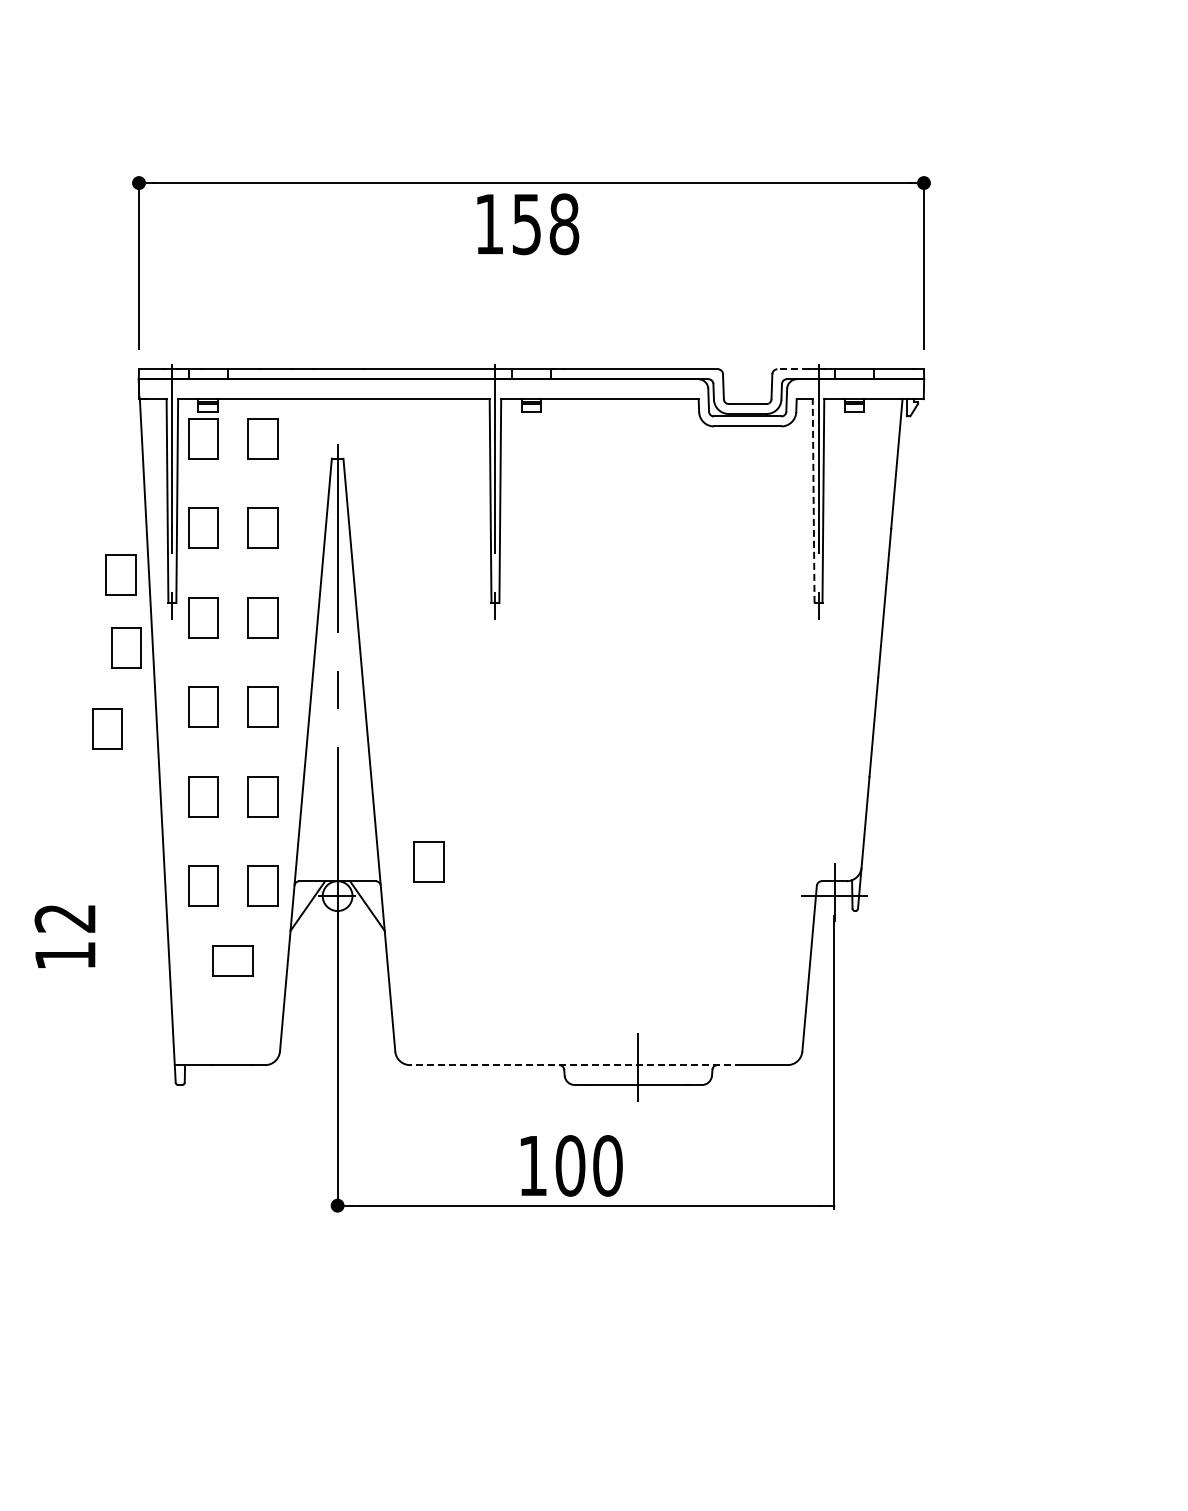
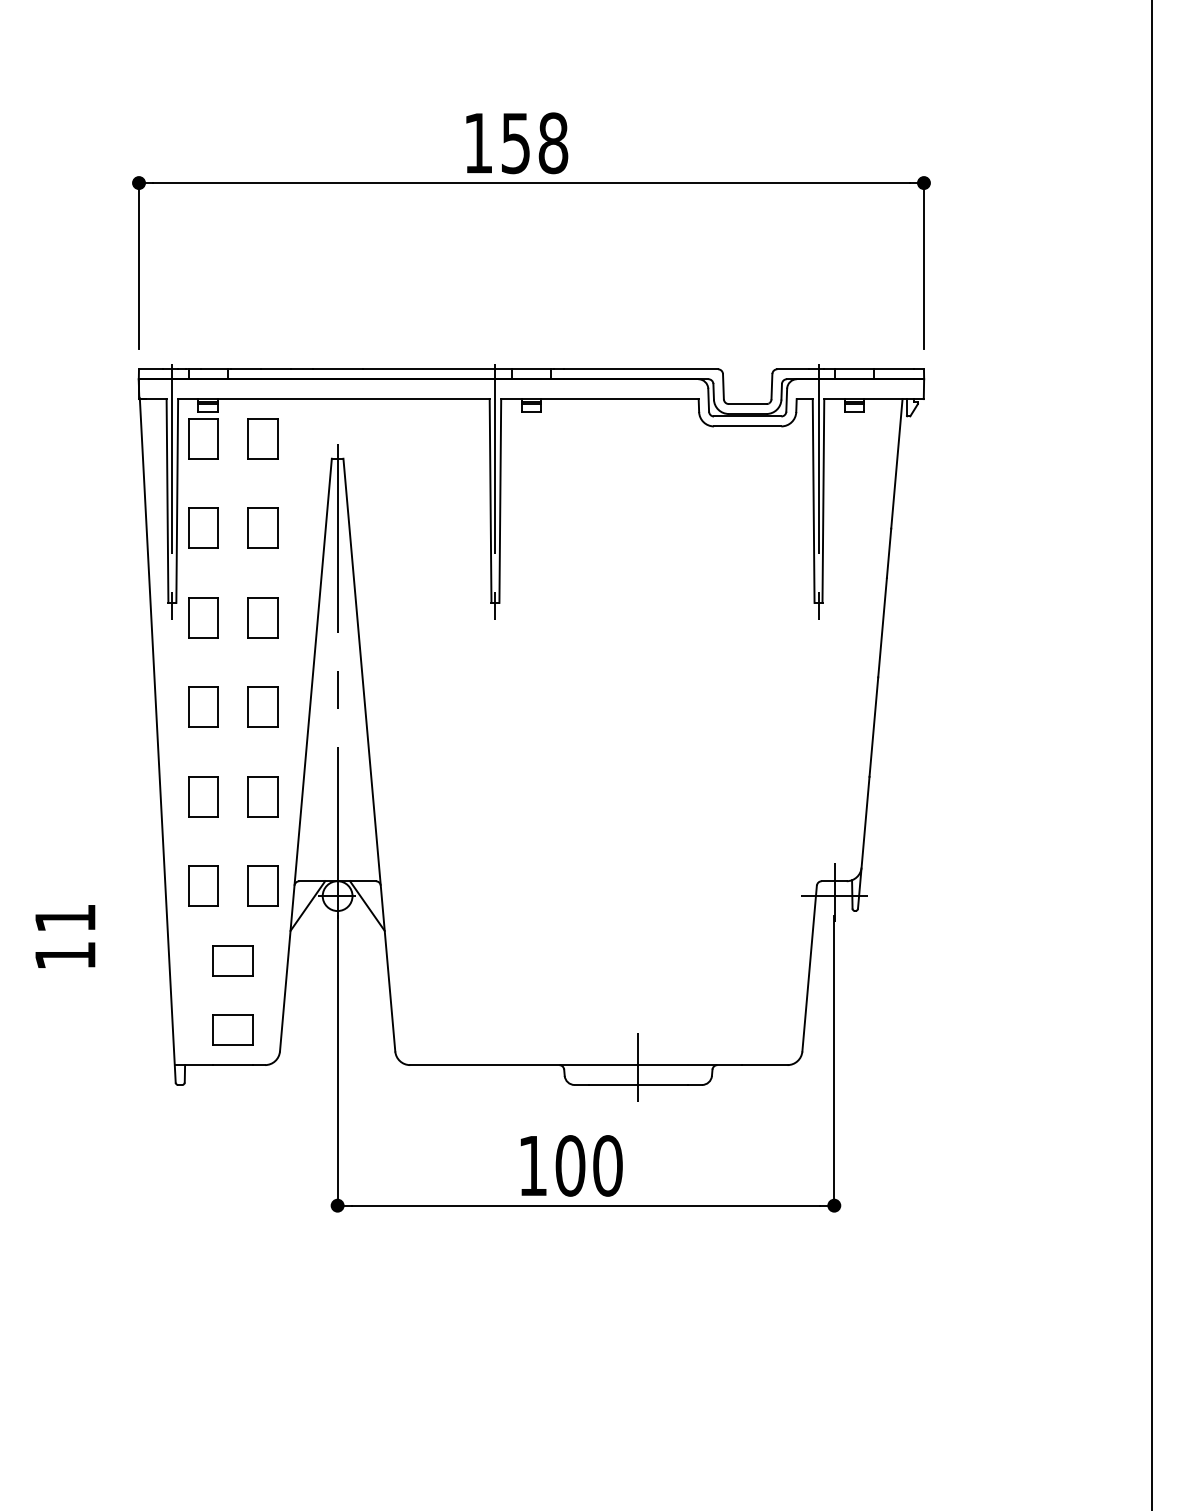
text position: (528, 224) -> (517, 143) (517, 143)
line: dashed -> solid (792, 369)
line: dashed -> solid (813, 501)
part: present -> none (120, 574)
part: present -> none (126, 647)
part: present -> none (107, 728)
line: none -> present (1152, 754)
part: present -> none (428, 861)
text: 12 -> 11 (64, 918)
part: none -> present (232, 1029)
line: dashed -> solid (575, 1065)
fill: none -> present (834, 1205)
